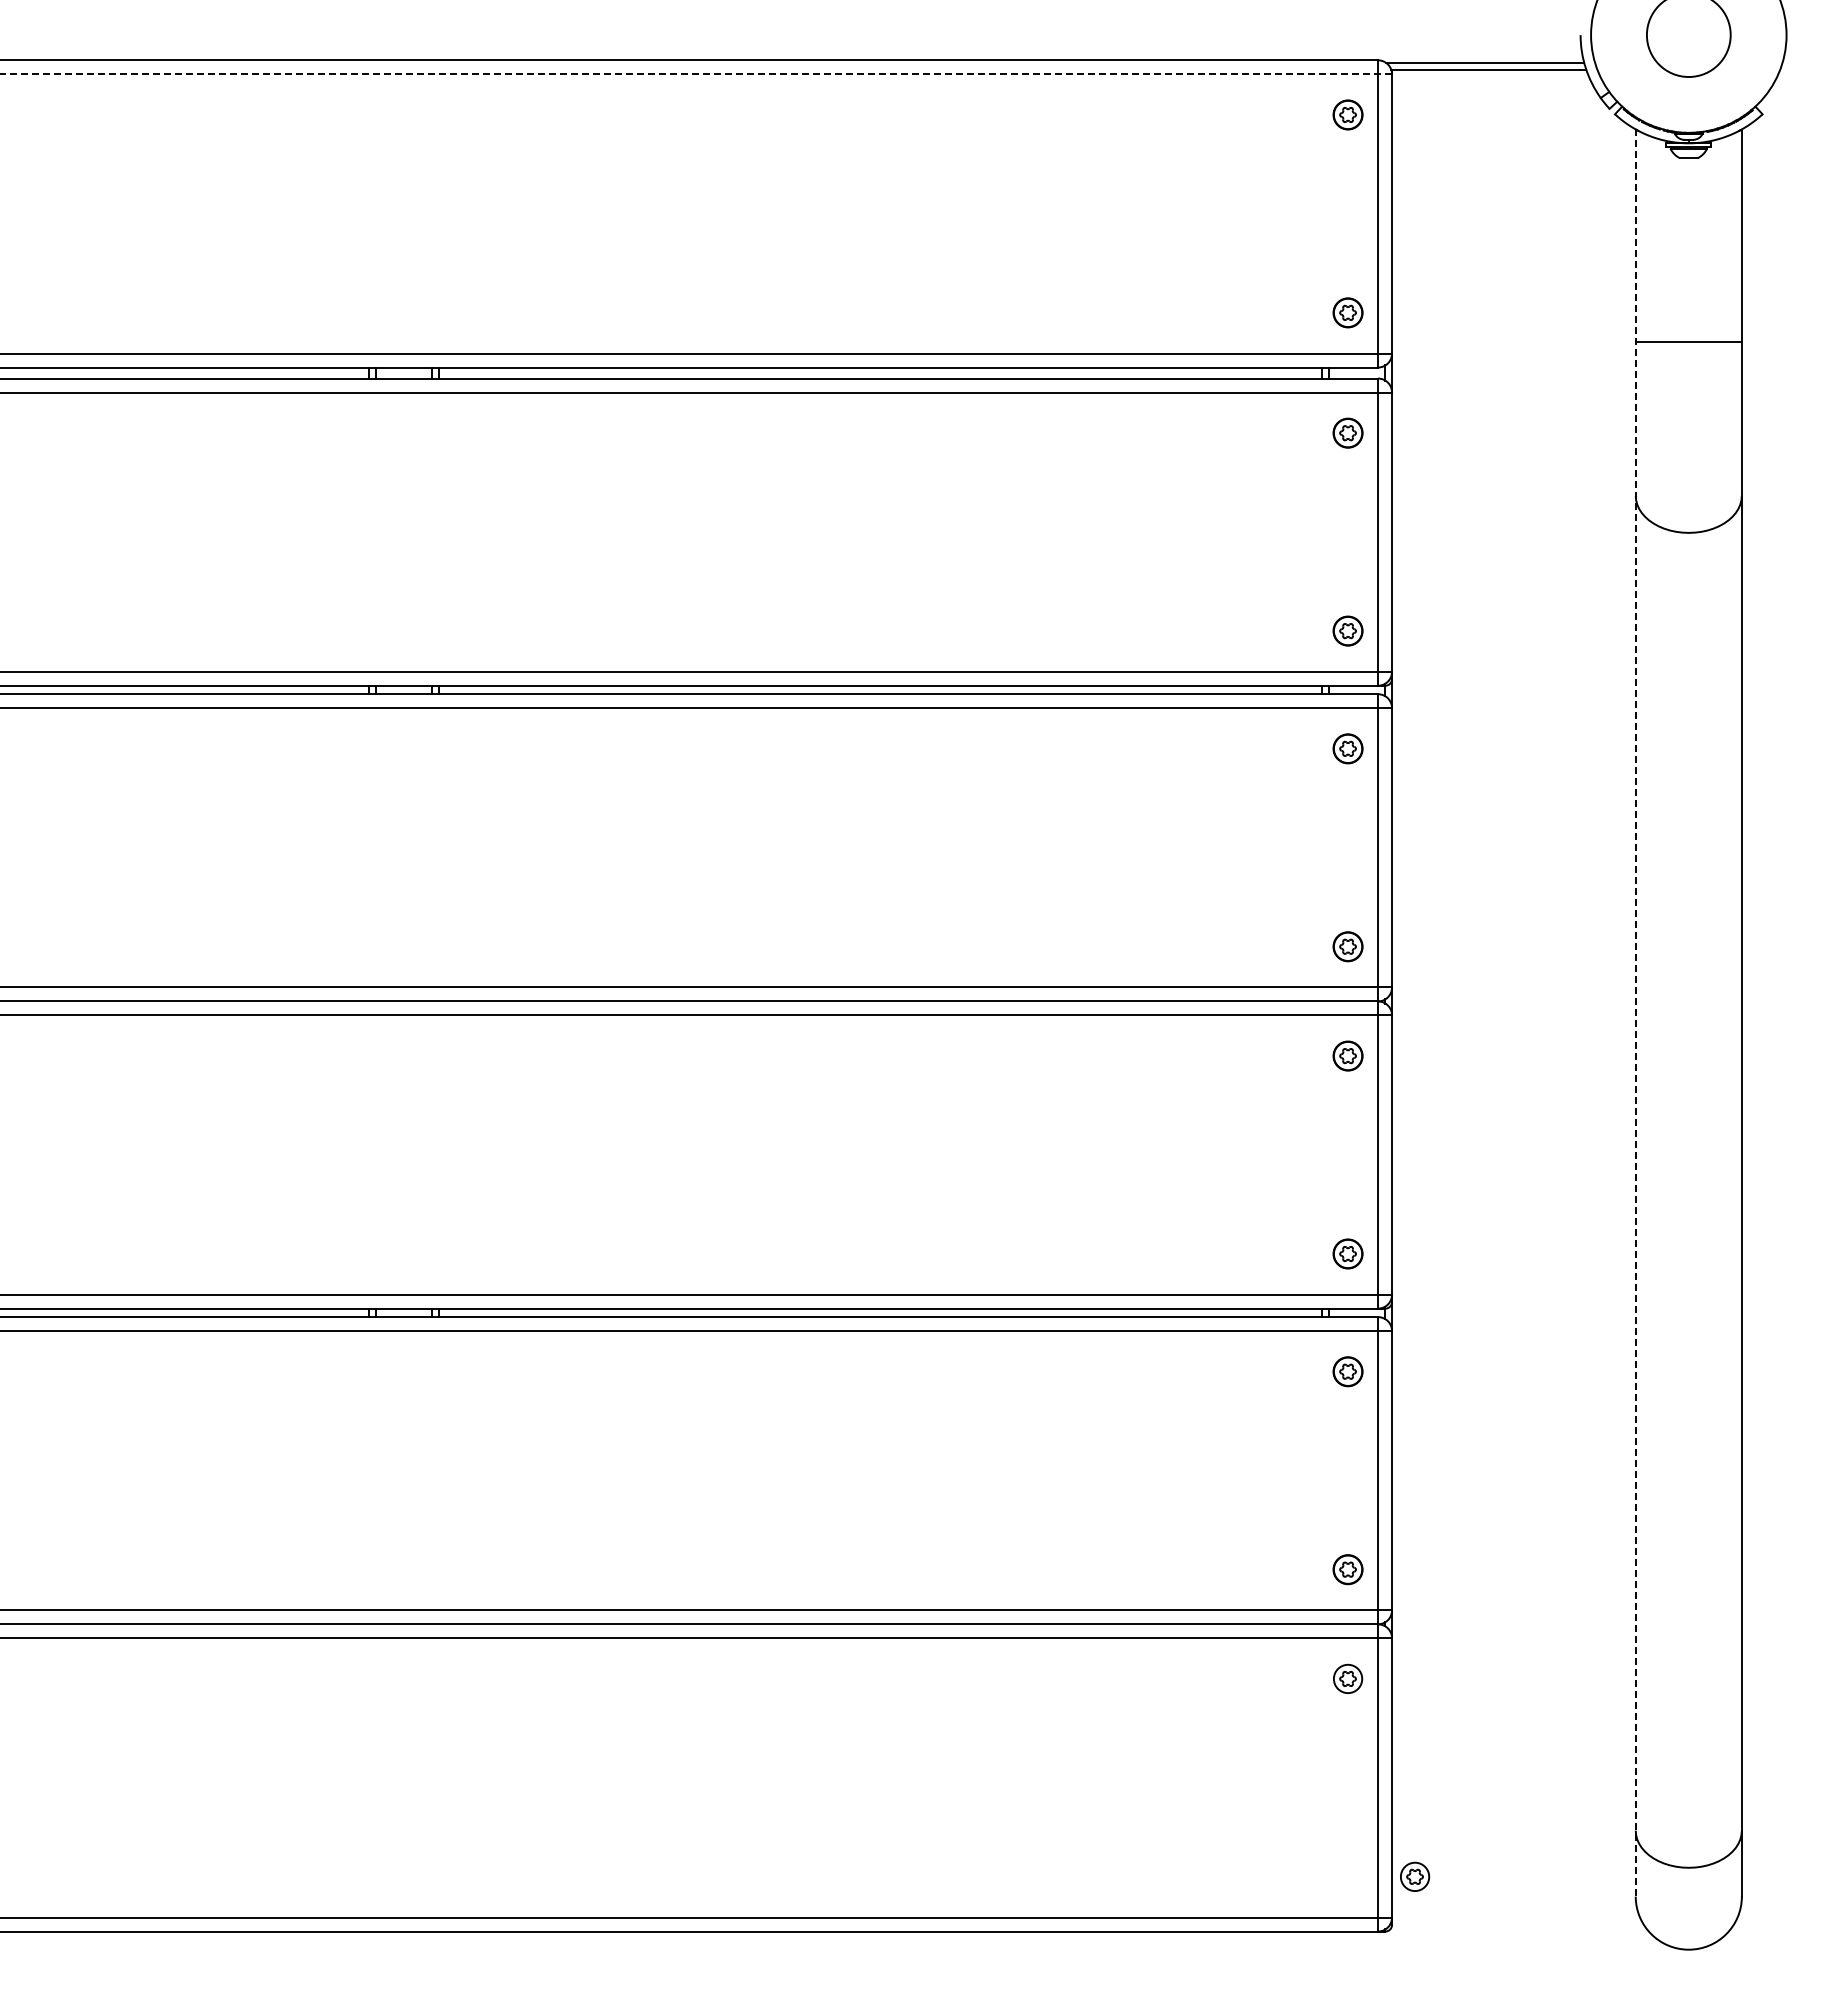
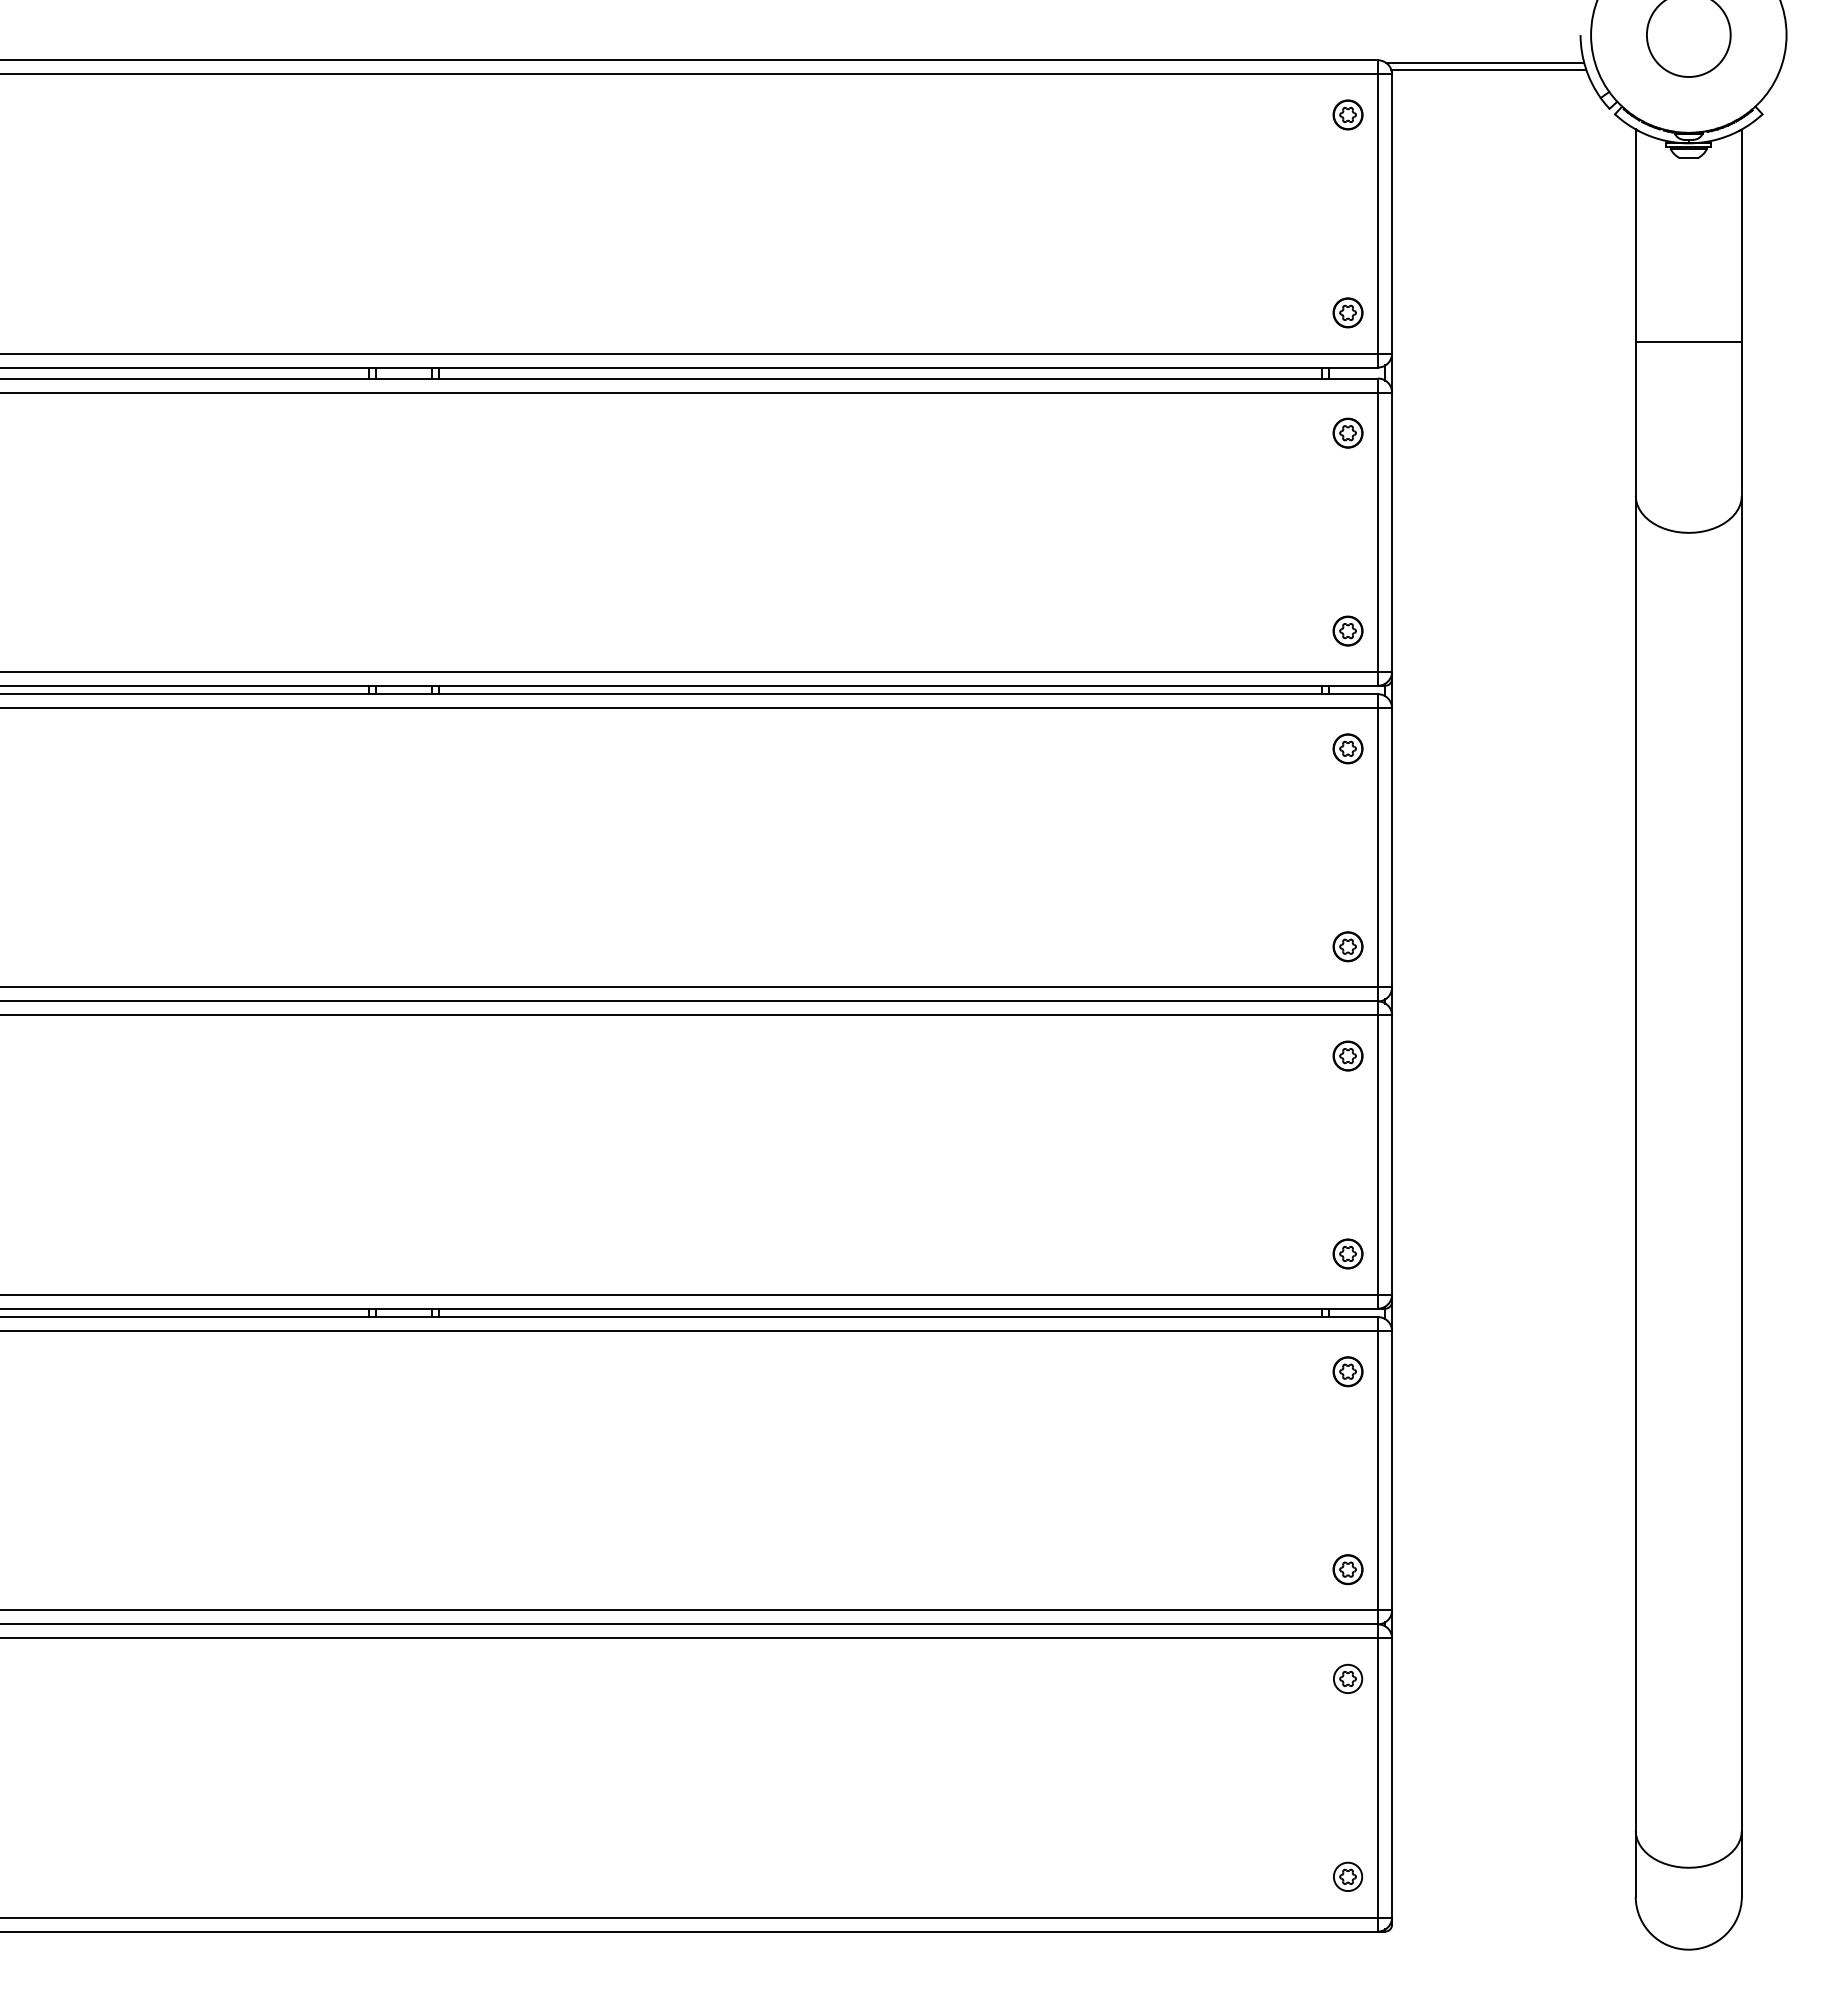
line: dashed -> solid (696, 74)
line: dashed -> solid (1635, 1013)
part position: (1415, 1876) -> (1348, 1876) (1348, 1876)
